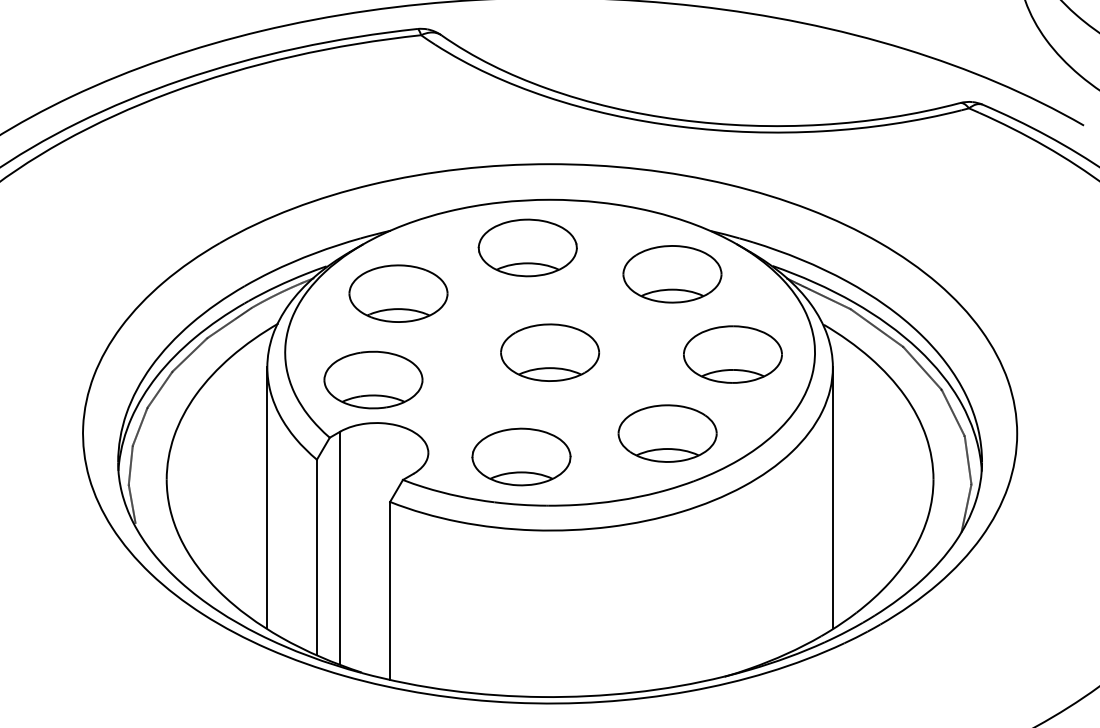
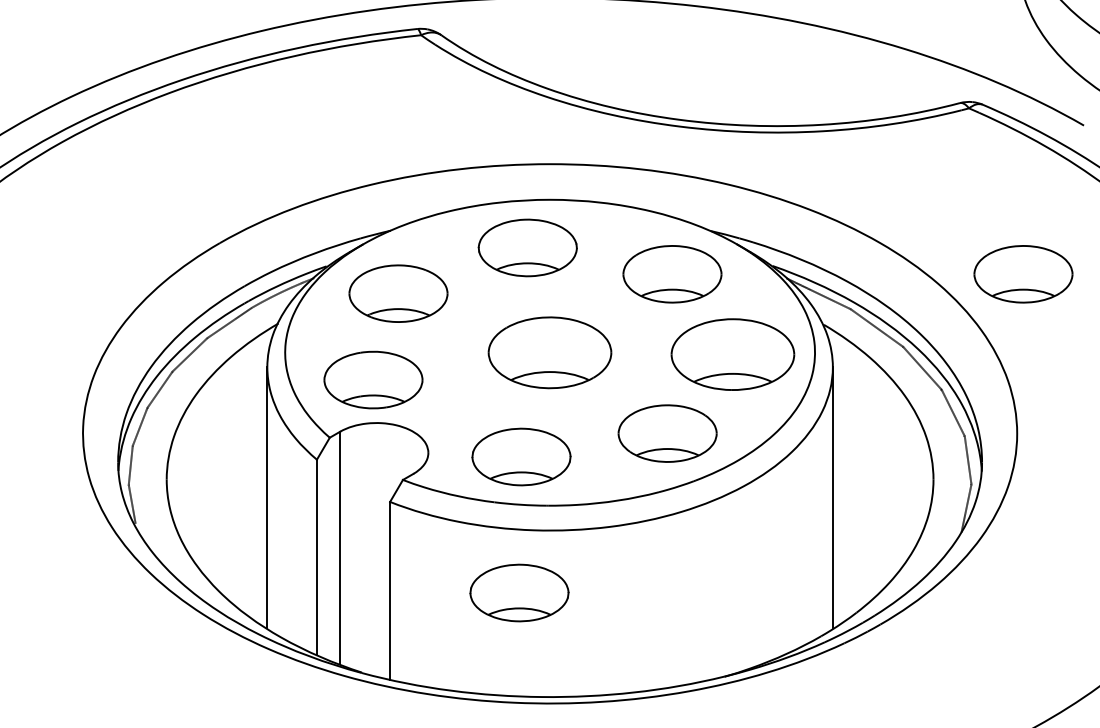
part: none -> present (1023, 274)
part size: 101x59 px -> 126x74 px (549, 352)
part size: 100x59 px -> 126x73 px (732, 354)
part: none -> present (519, 592)
